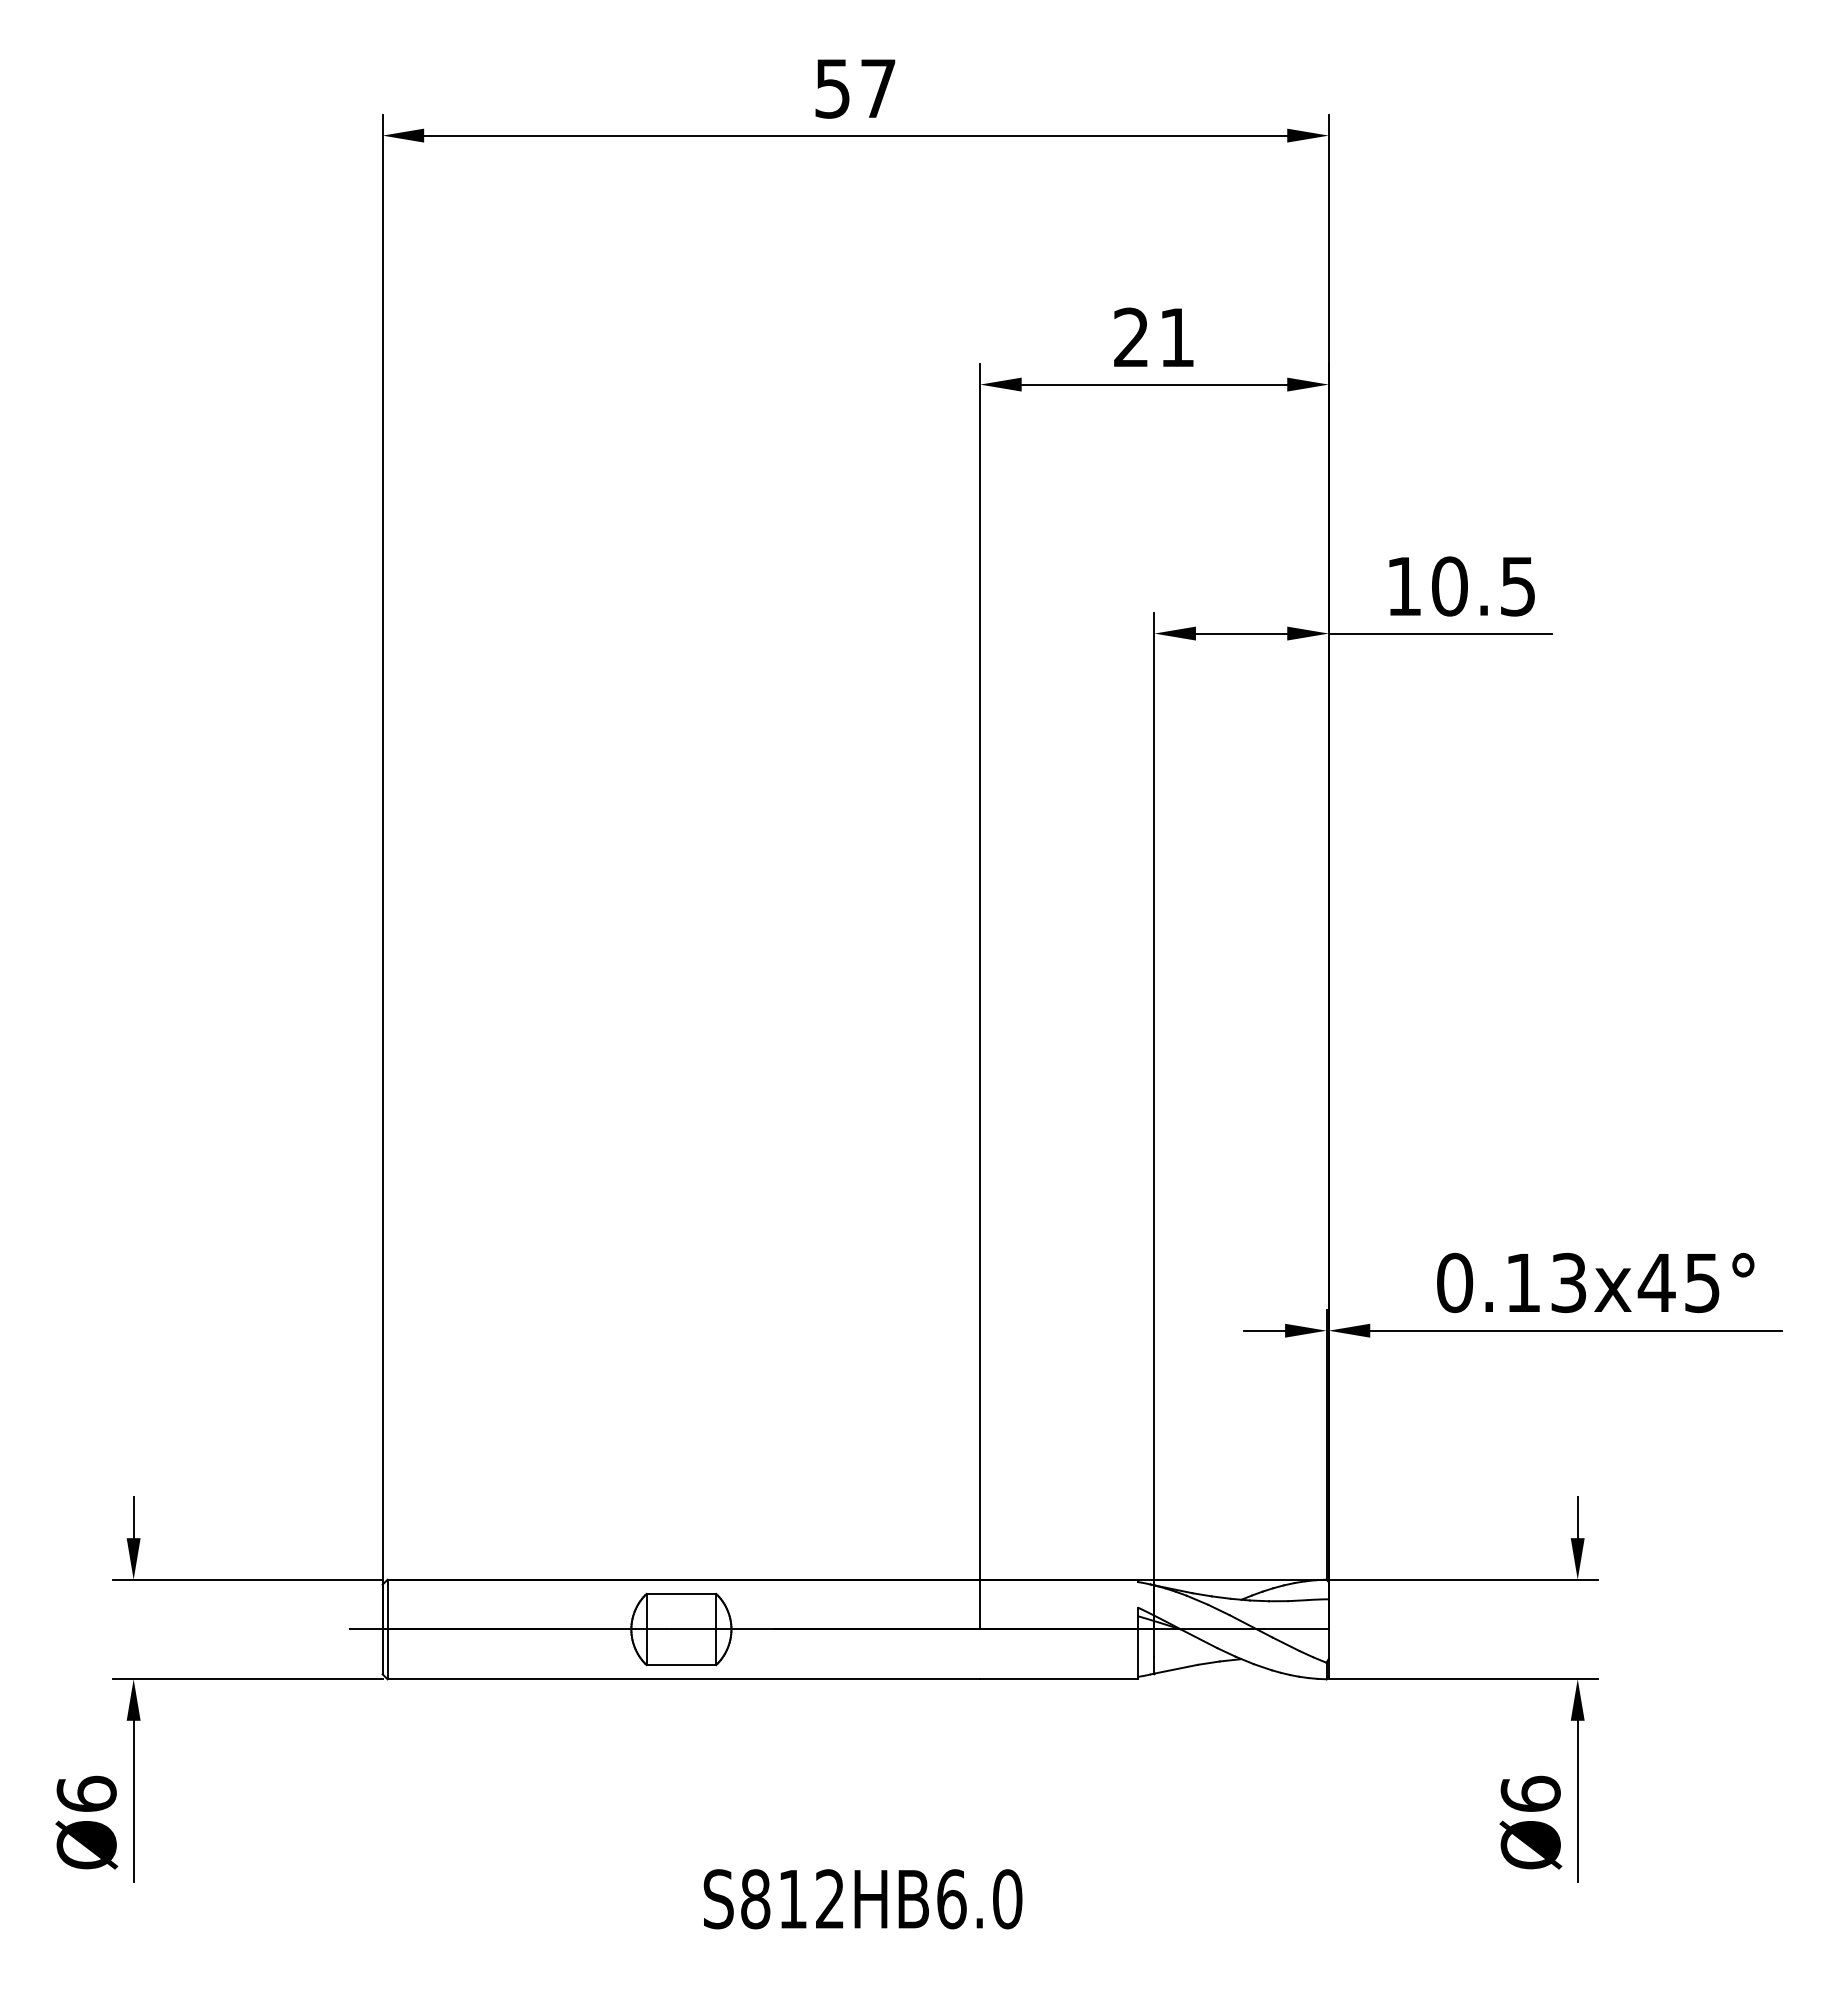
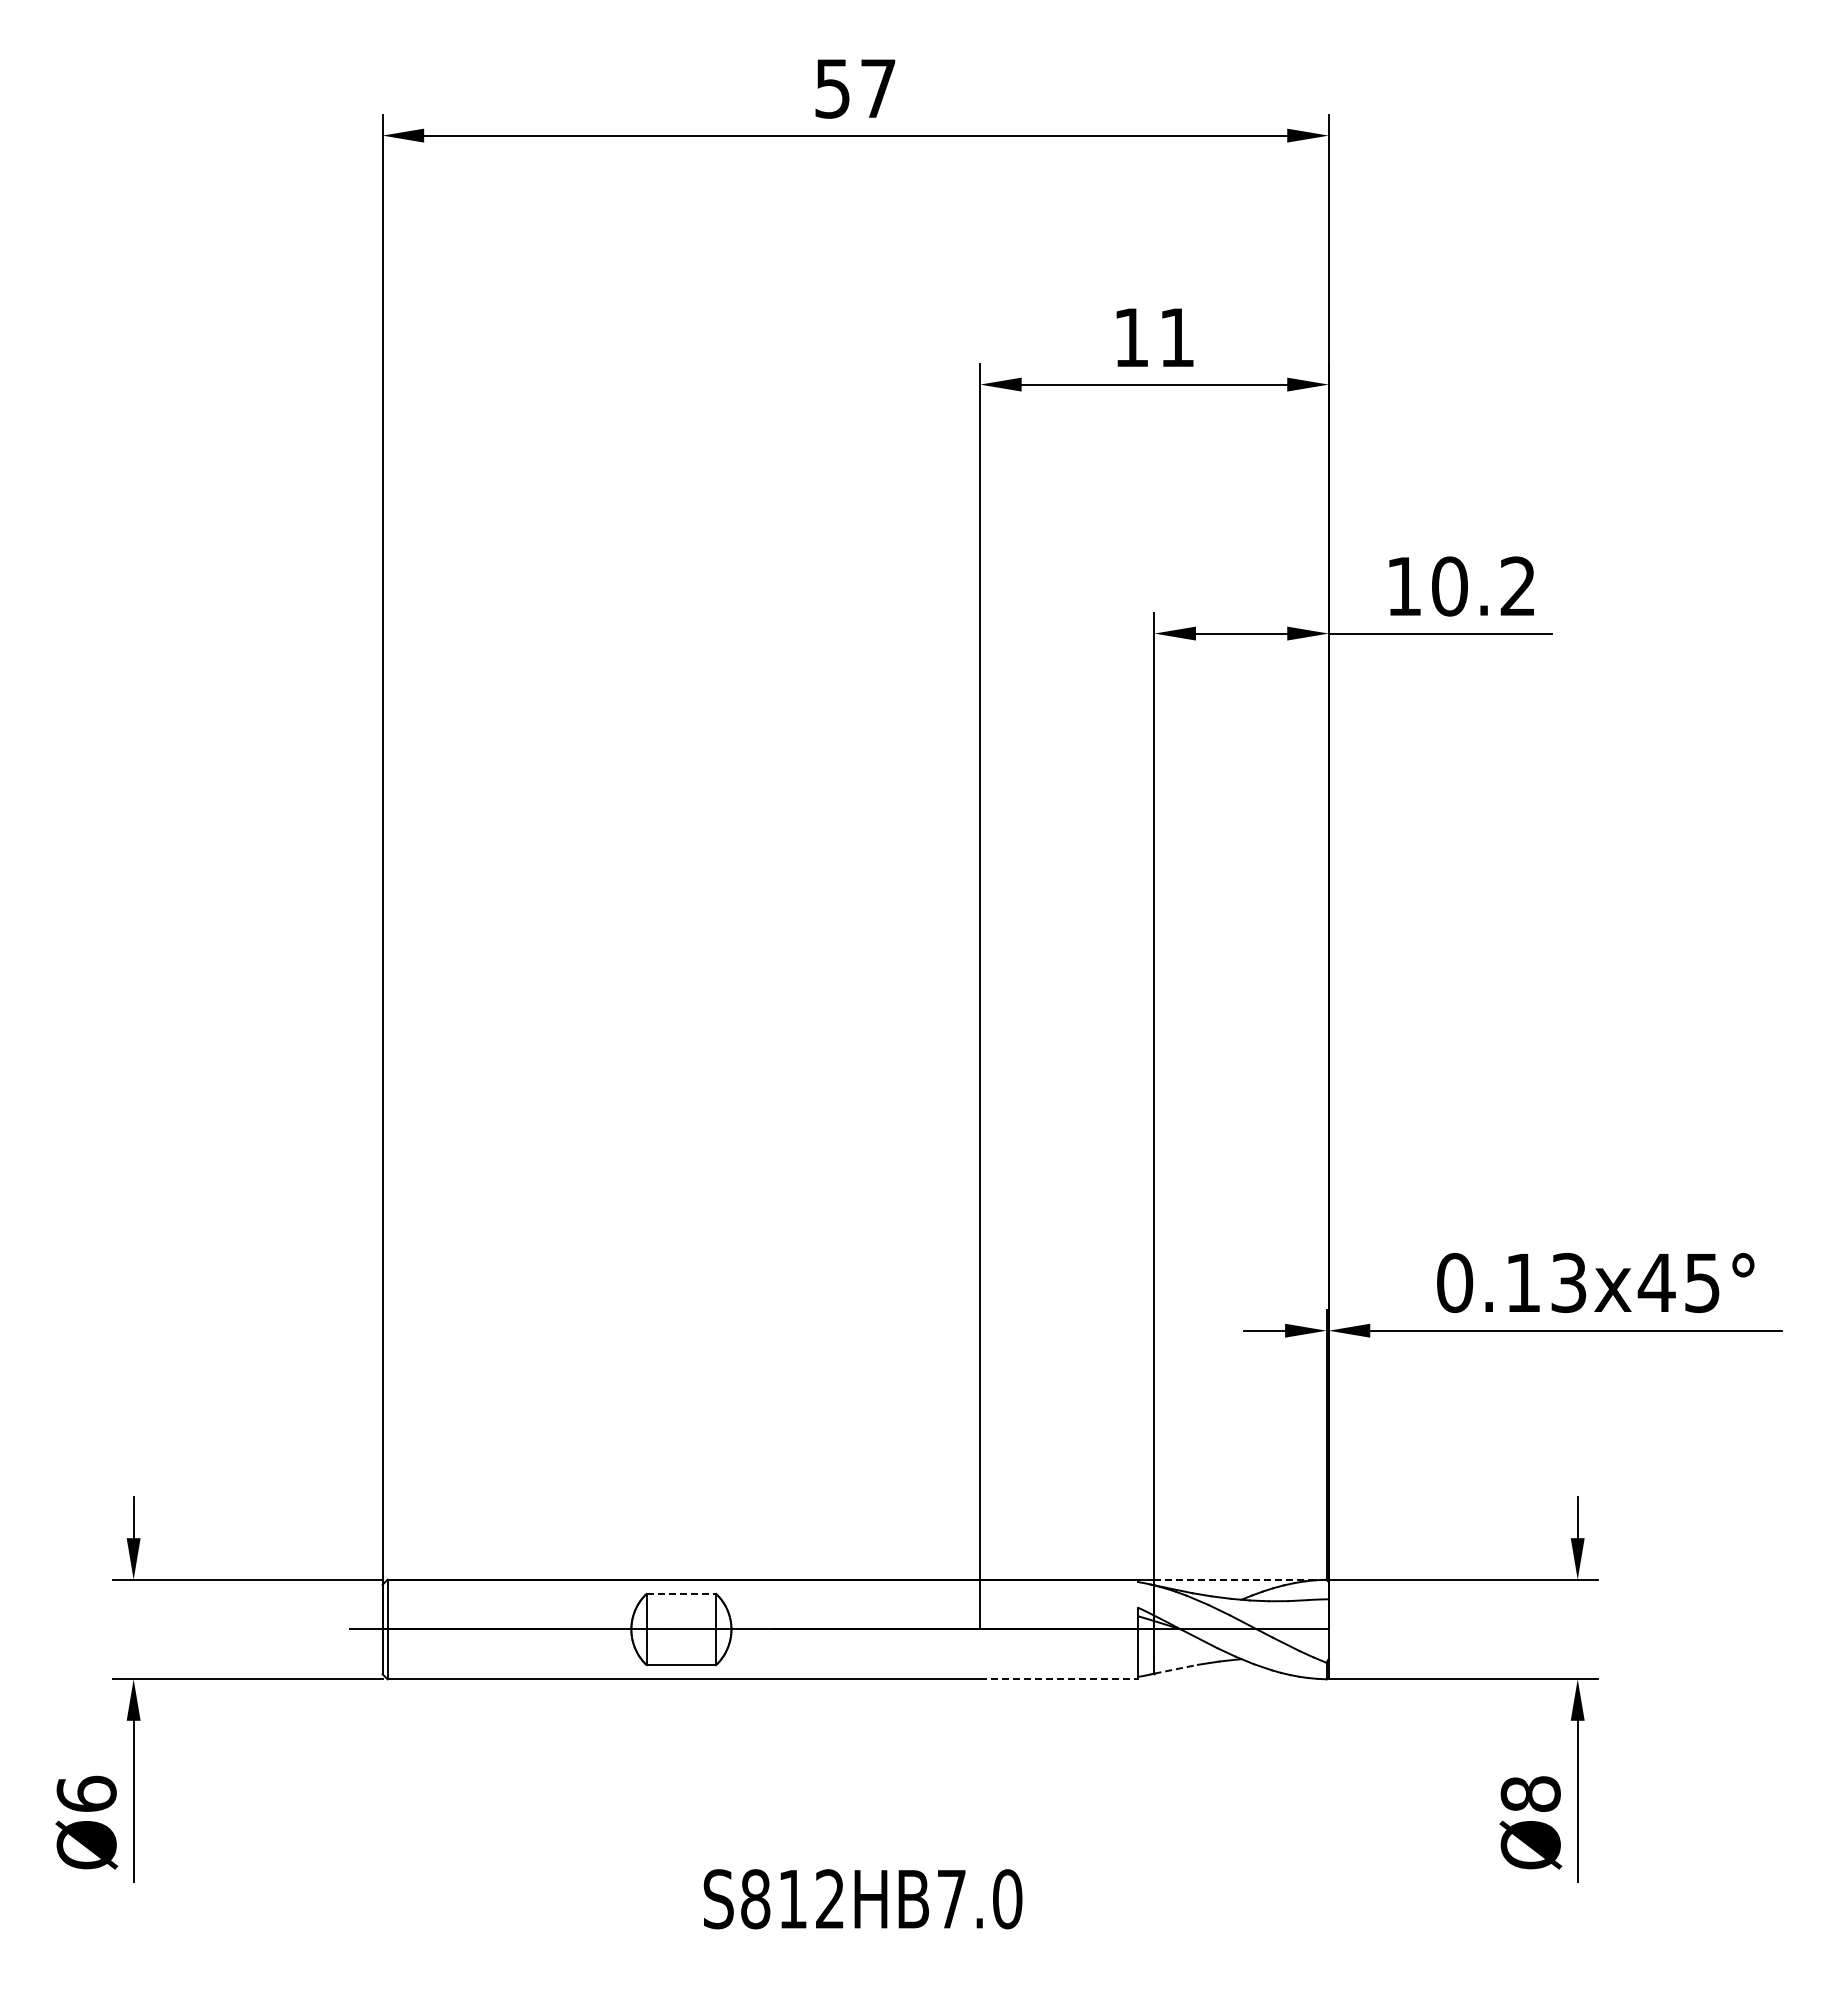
text: 21 -> 11 (1130, 336)
text: 10.5 -> 10.2 (1517, 586)
line: solid -> dashed (1241, 1579)
line: solid -> dashed (681, 1593)
line: solid -> dashed (1176, 1669)
line: solid -> dashed (1059, 1679)
text: Ø6 -> Ø8 (1530, 1793)
text: S812HB6.0 -> S812HB7.0 (951, 1899)
